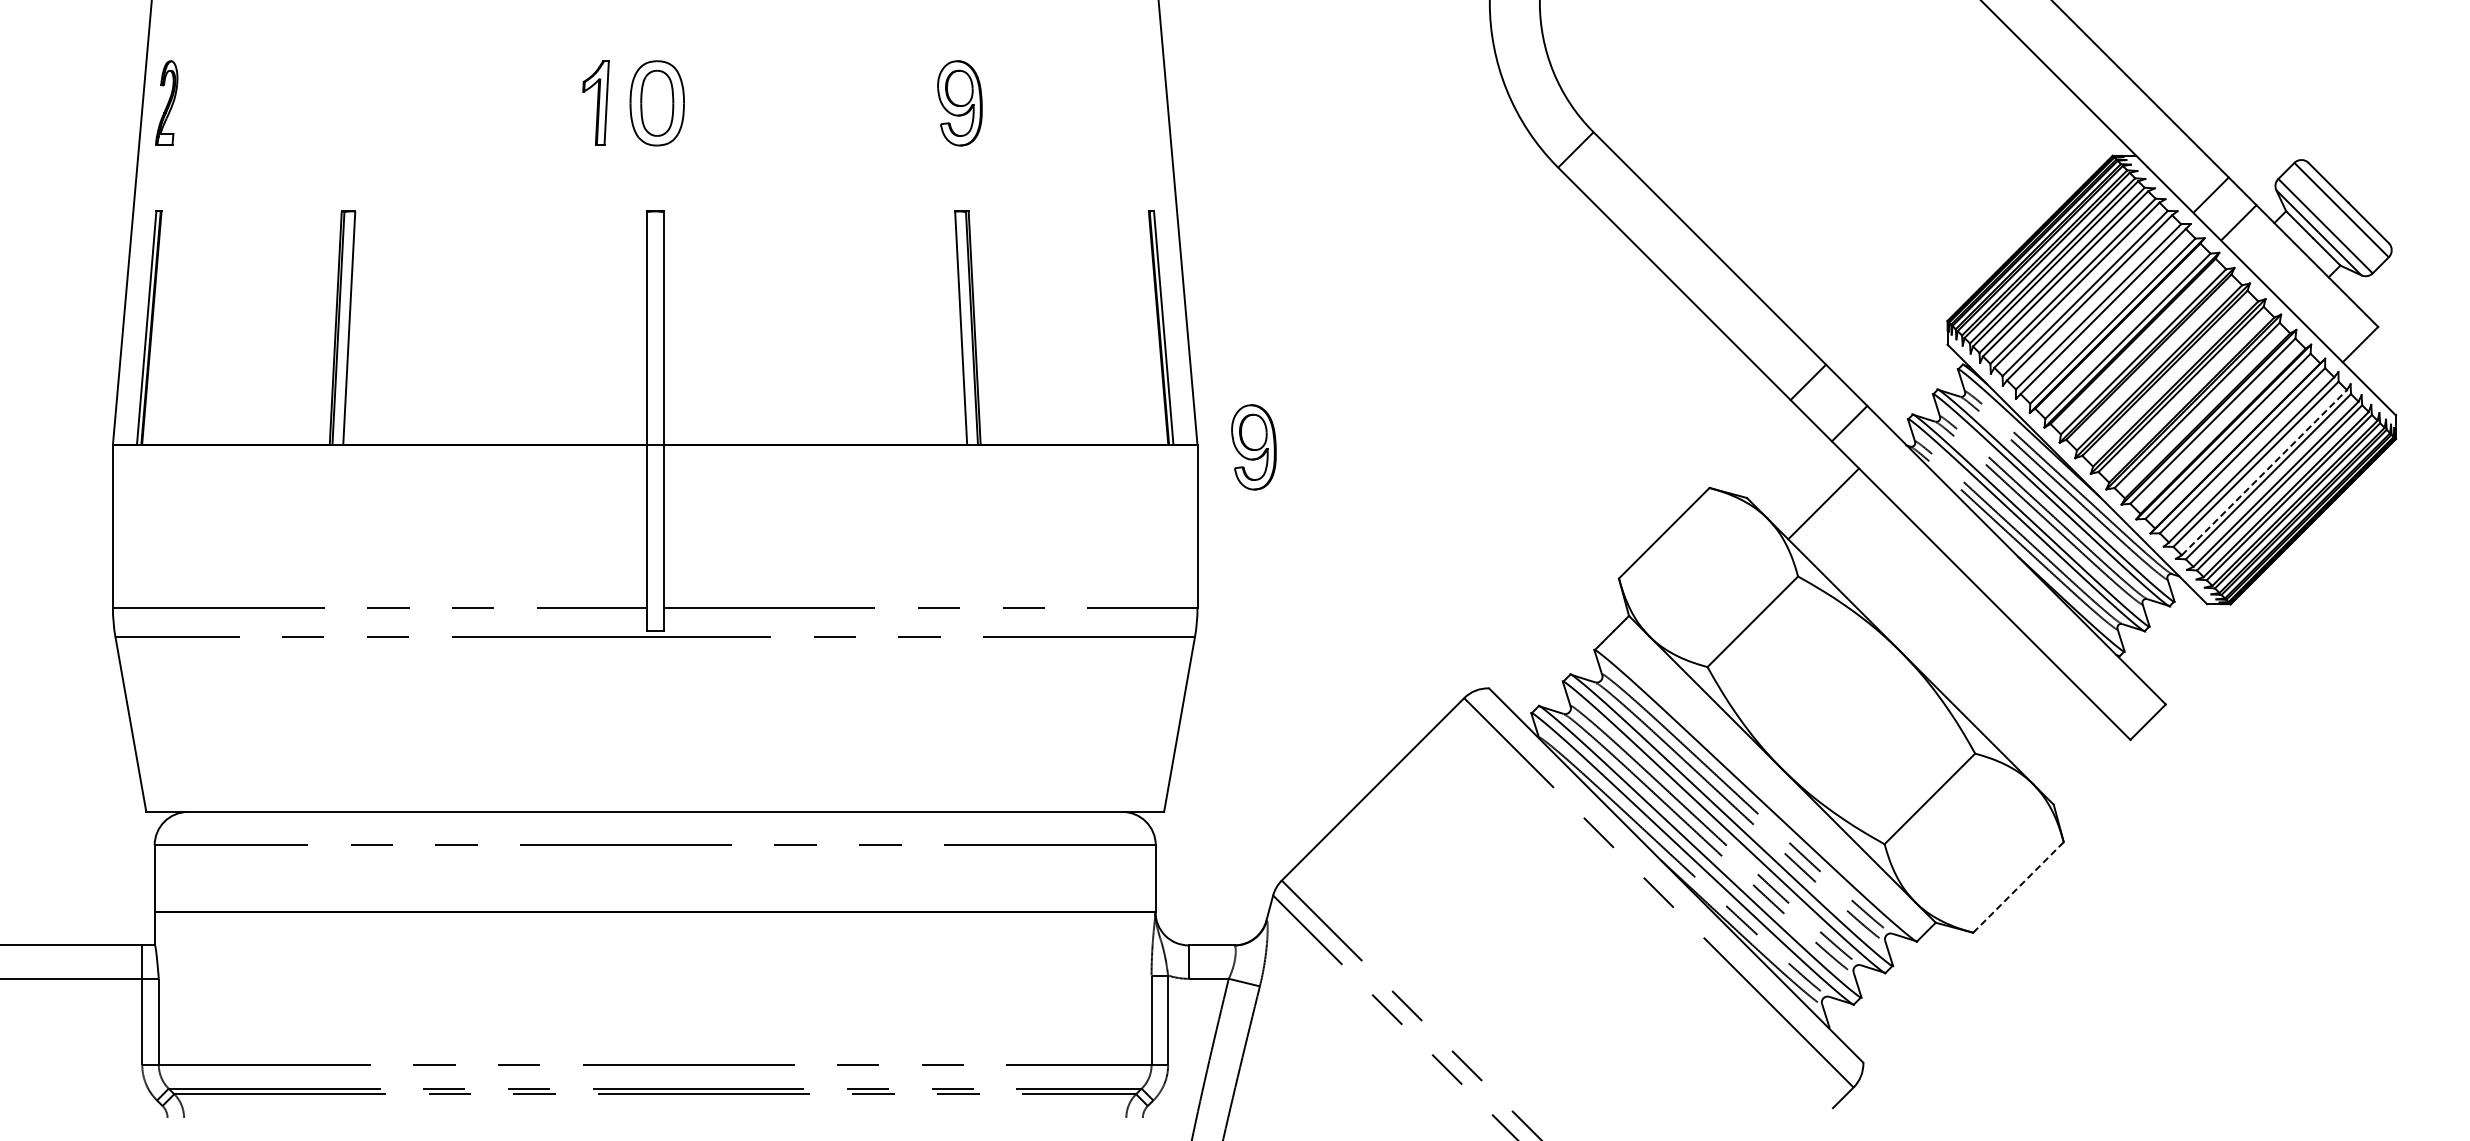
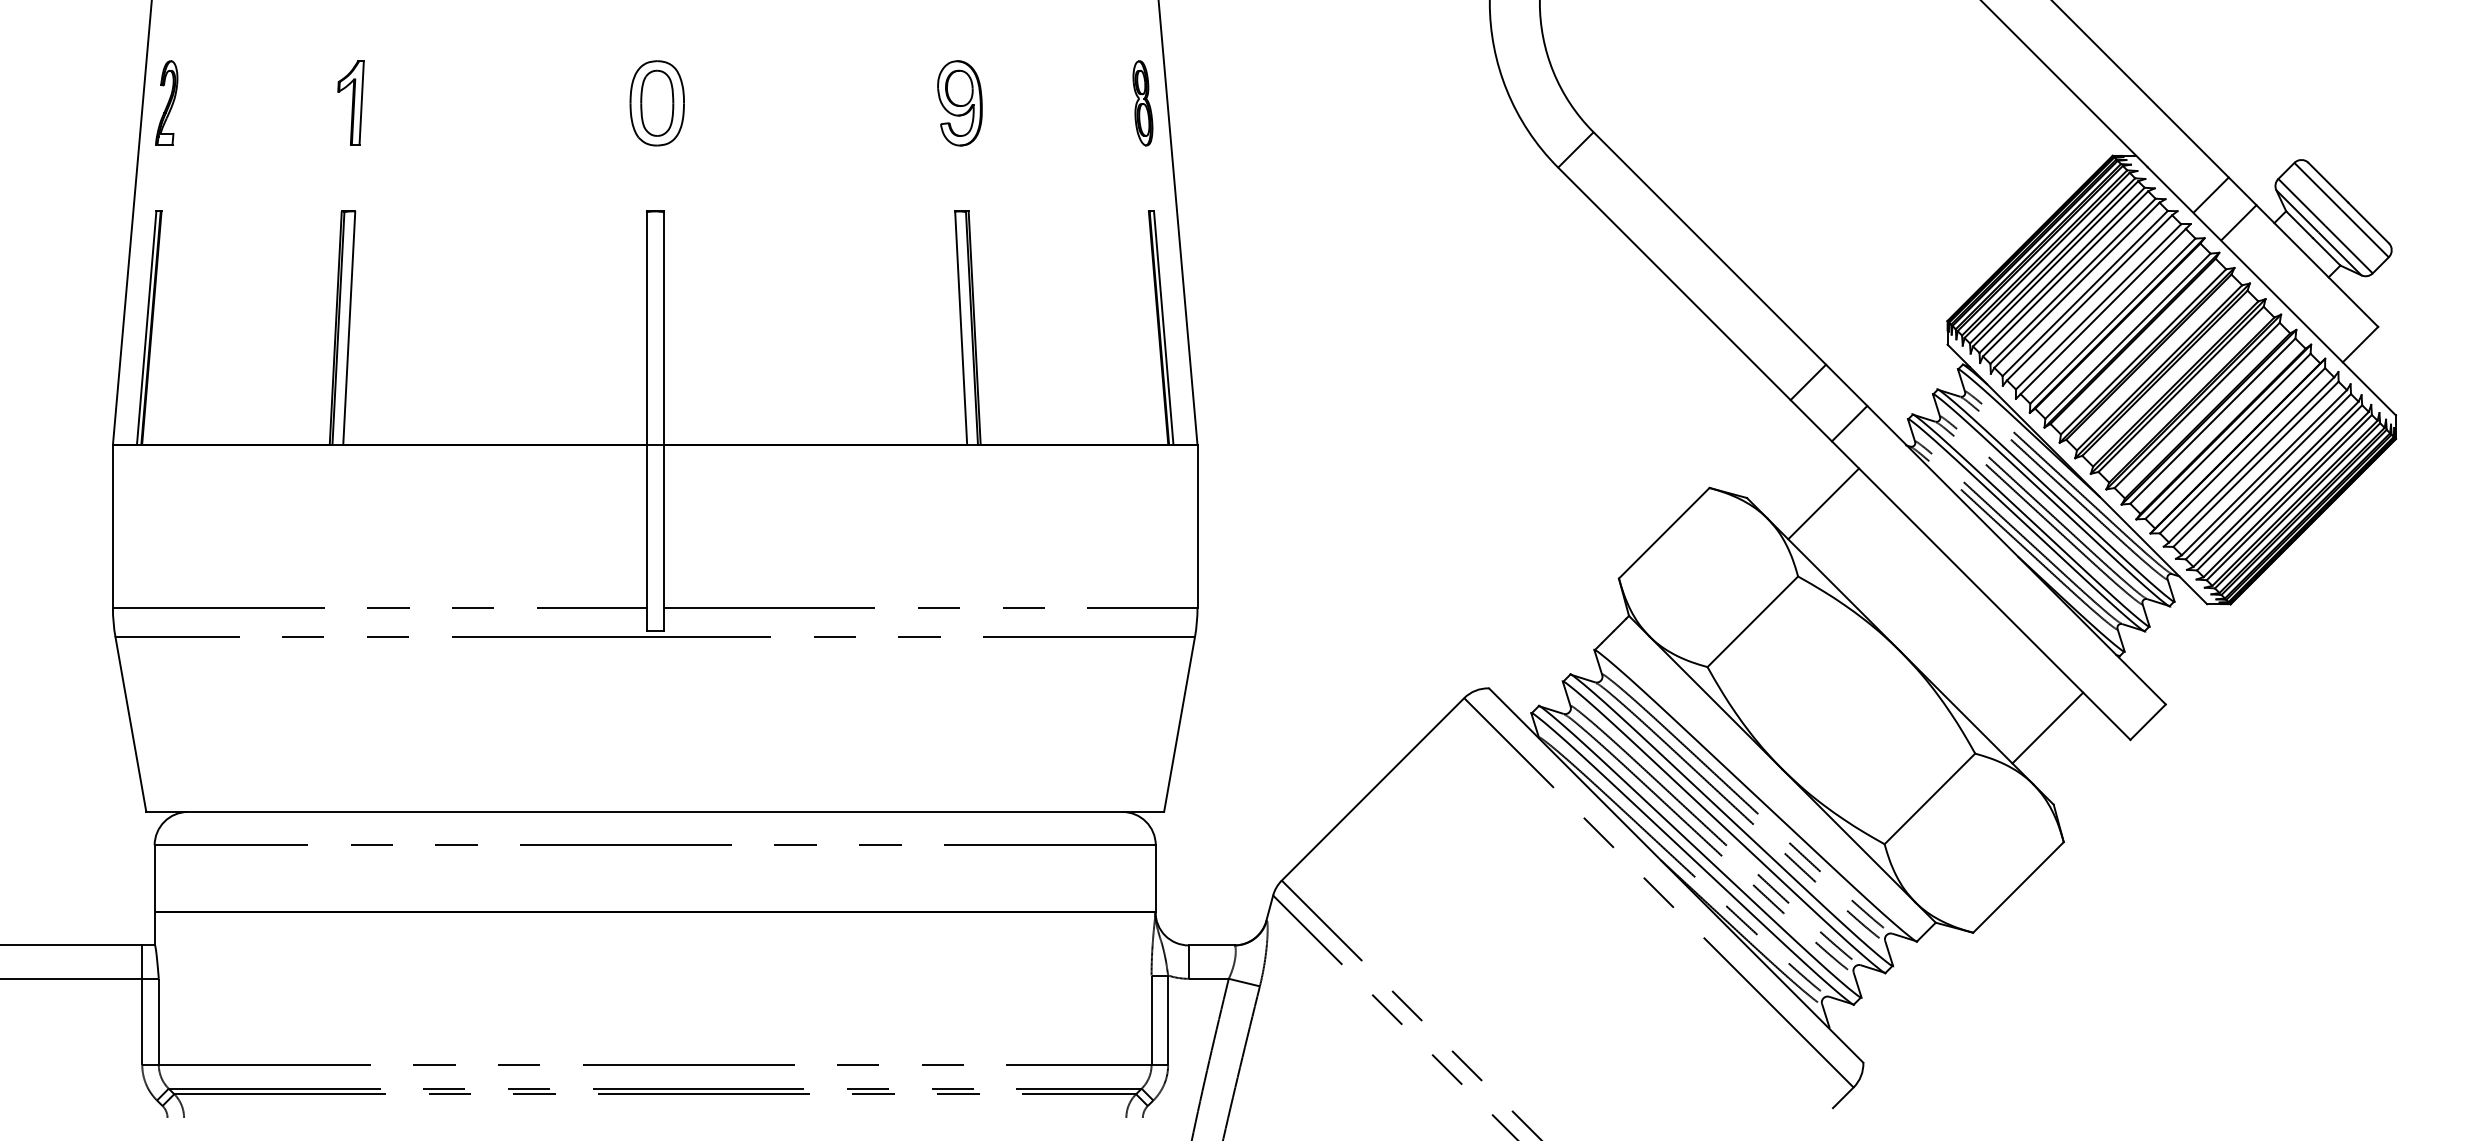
part position: (595, 102) -> (350, 102) (350, 102)
part: none -> present (1142, 103)
part: present -> none (1253, 447)
line: dashed -> solid (2264, 472)
line: none -> present (2047, 727)
line: dashed -> solid (2018, 887)
